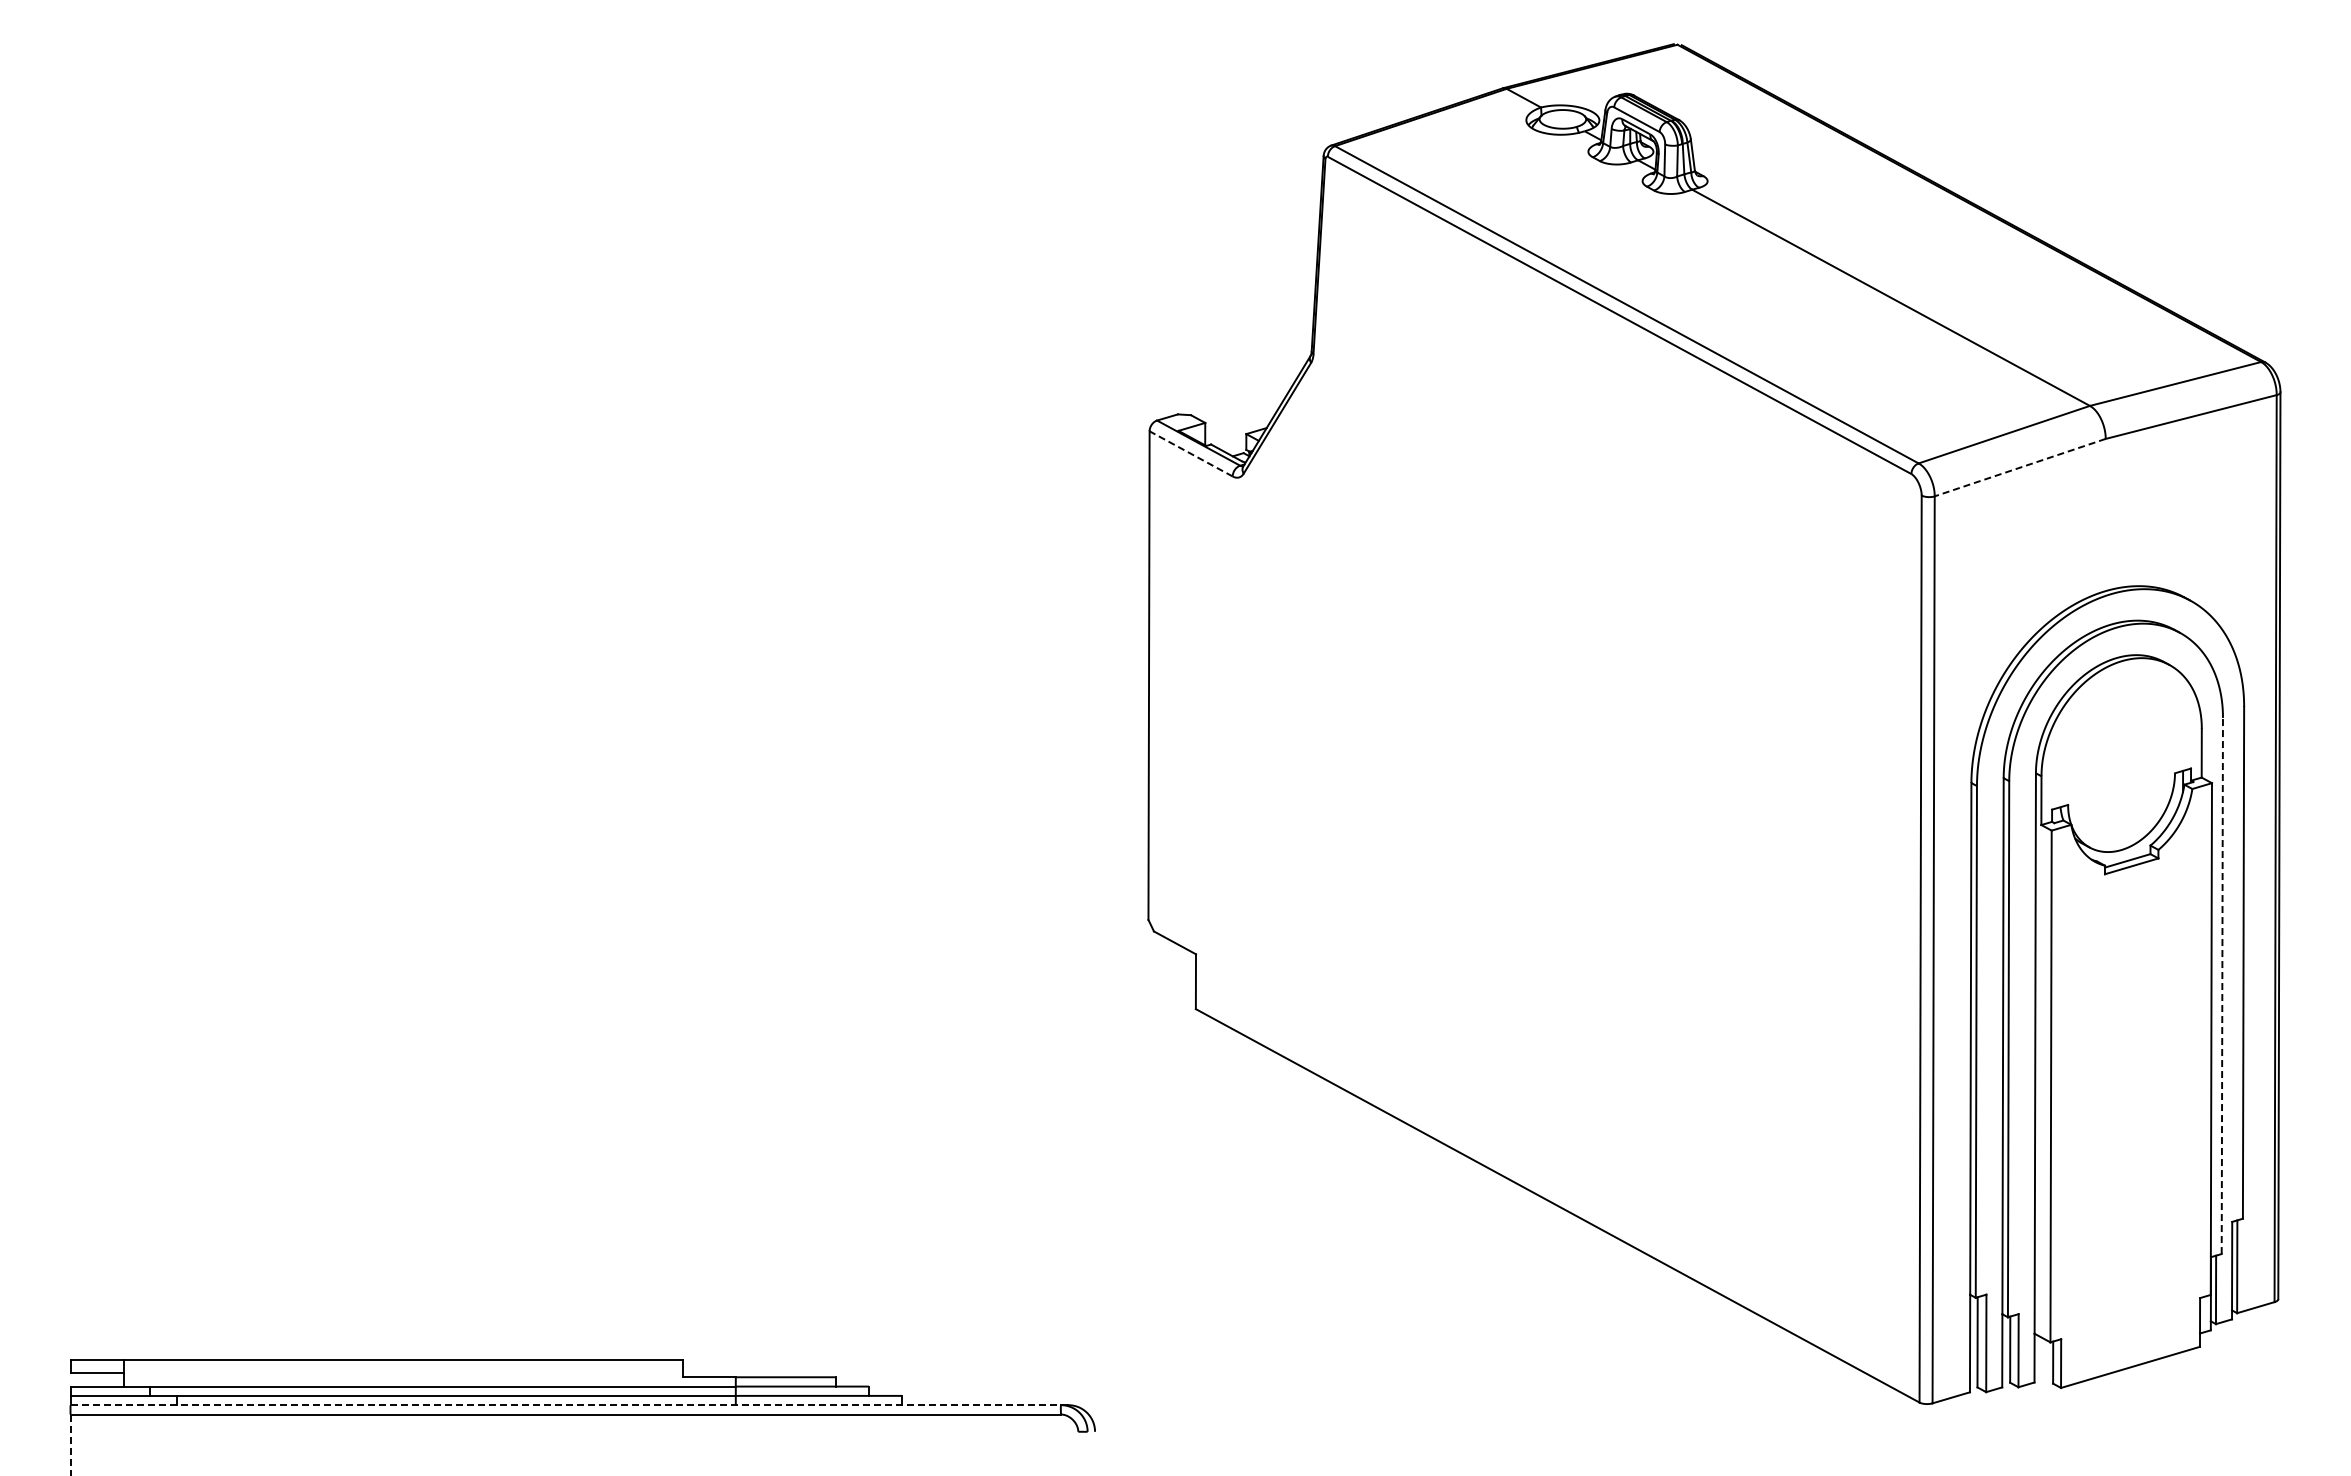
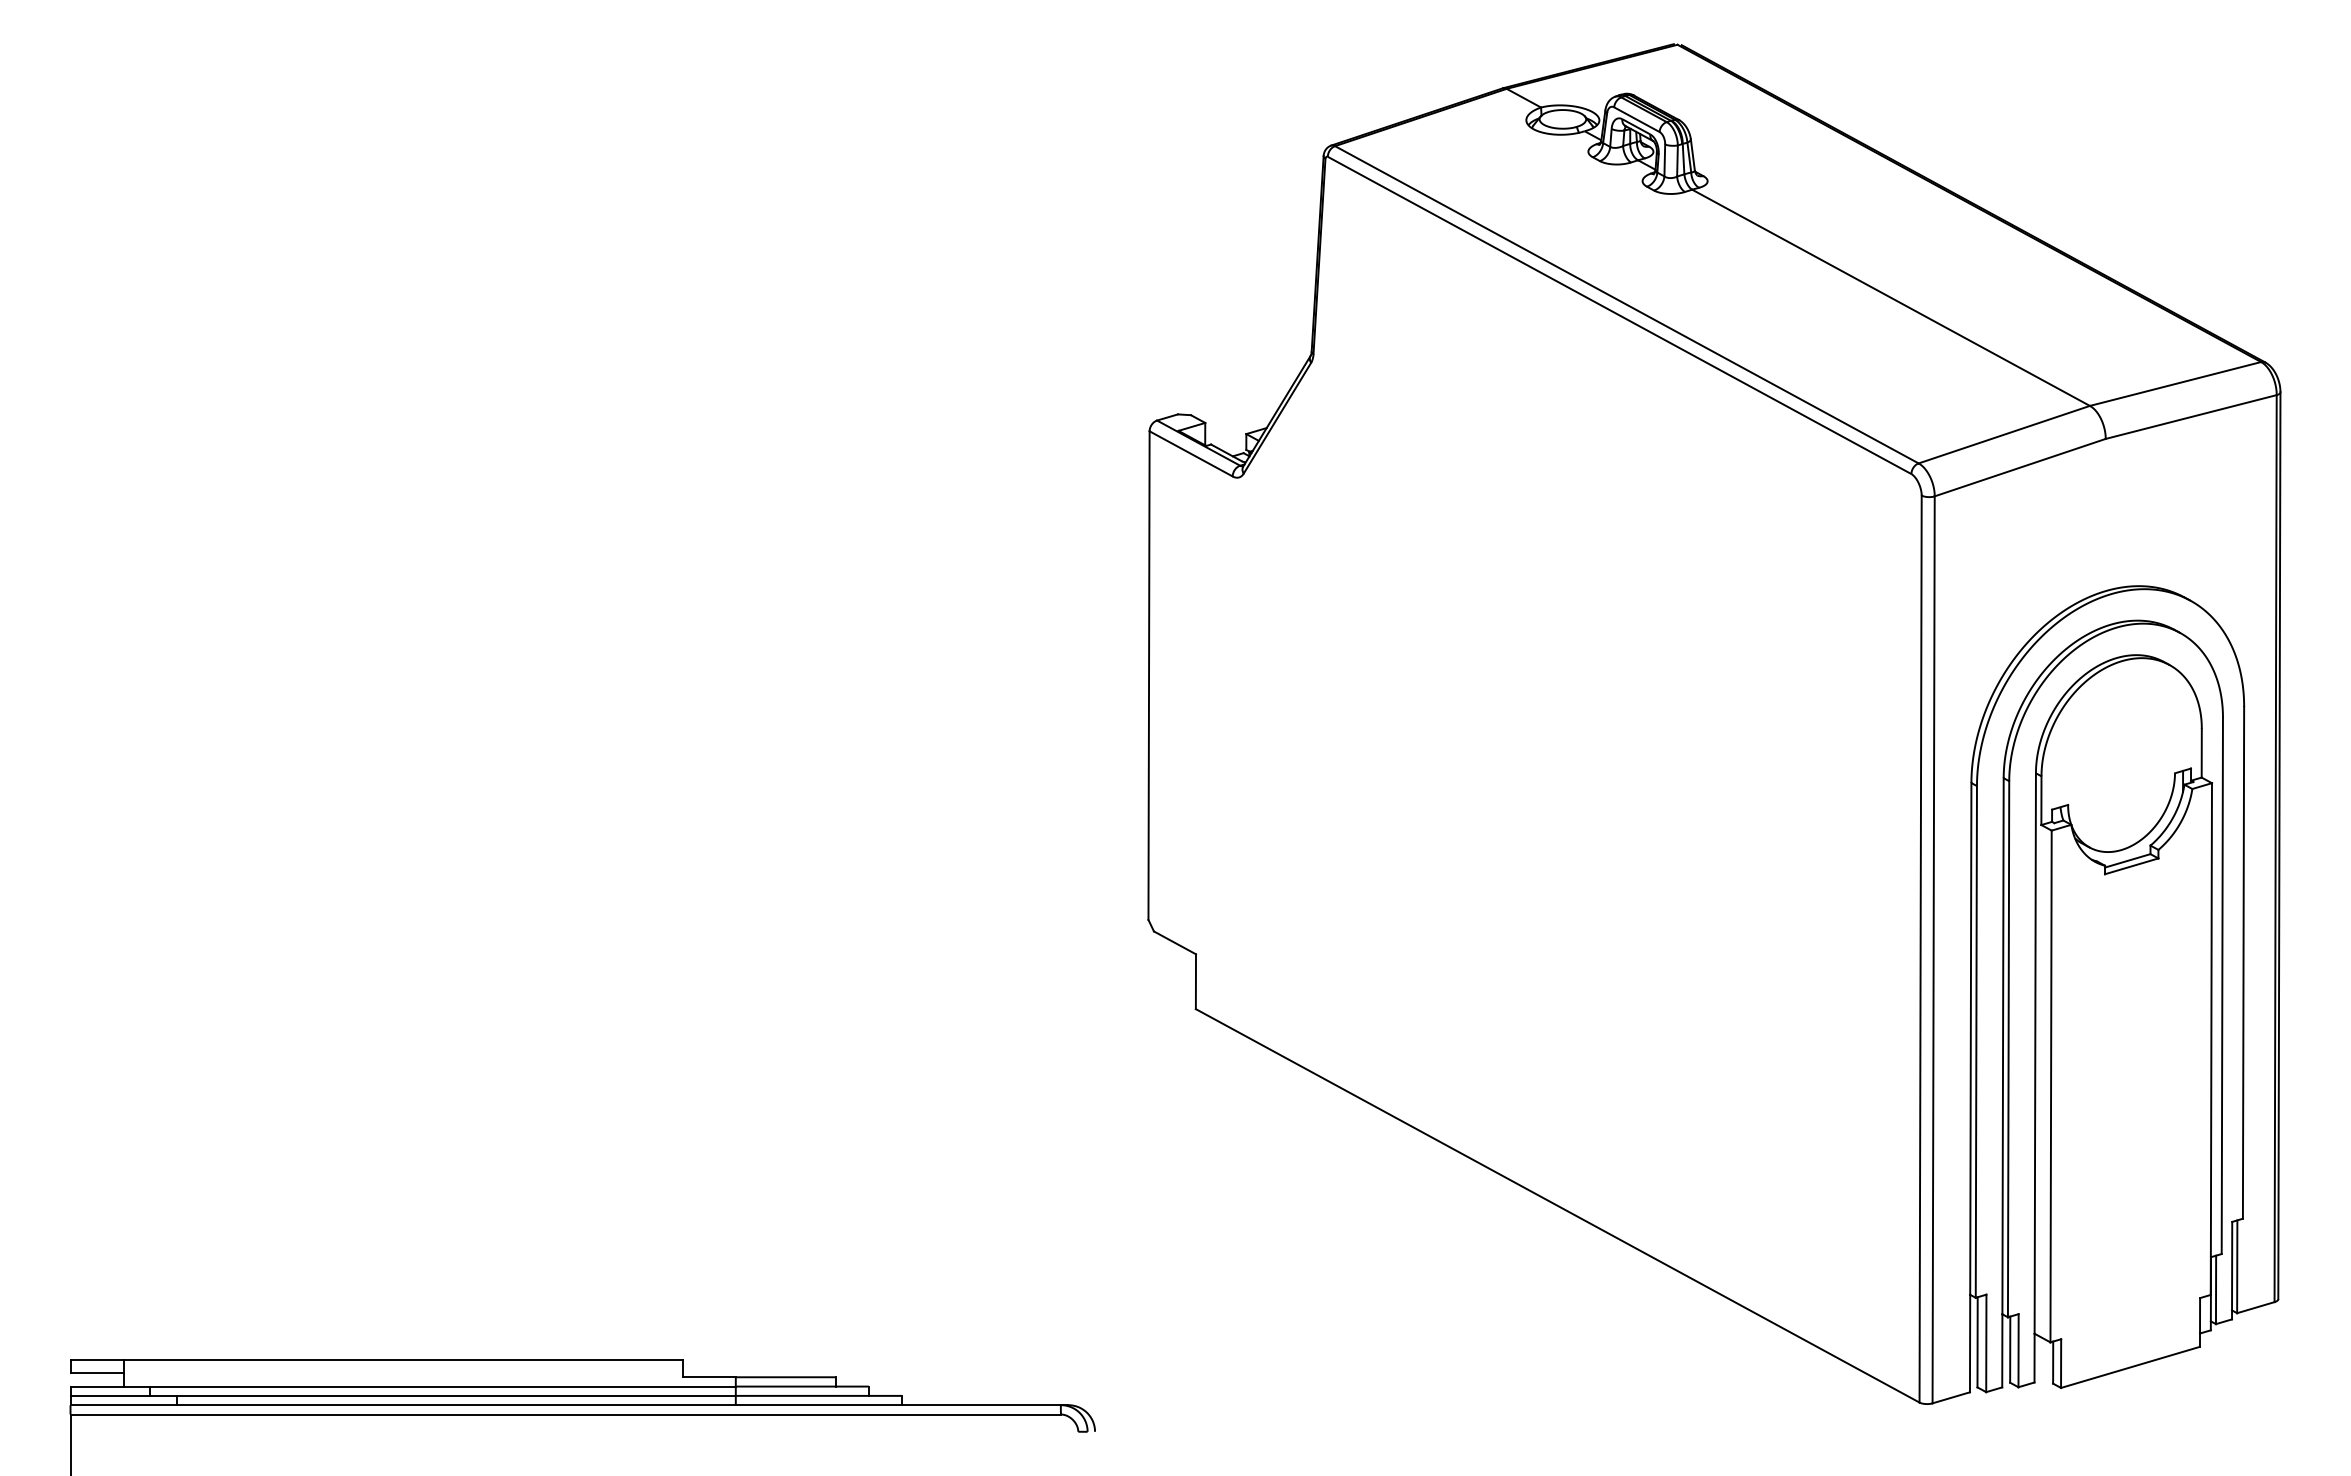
line: dashed -> solid (1190, 453)
line: dashed -> solid (2019, 467)
line: dashed -> solid (2222, 985)
line: dashed -> solid (566, 1405)
line: dashed -> solid (70, 1445)
